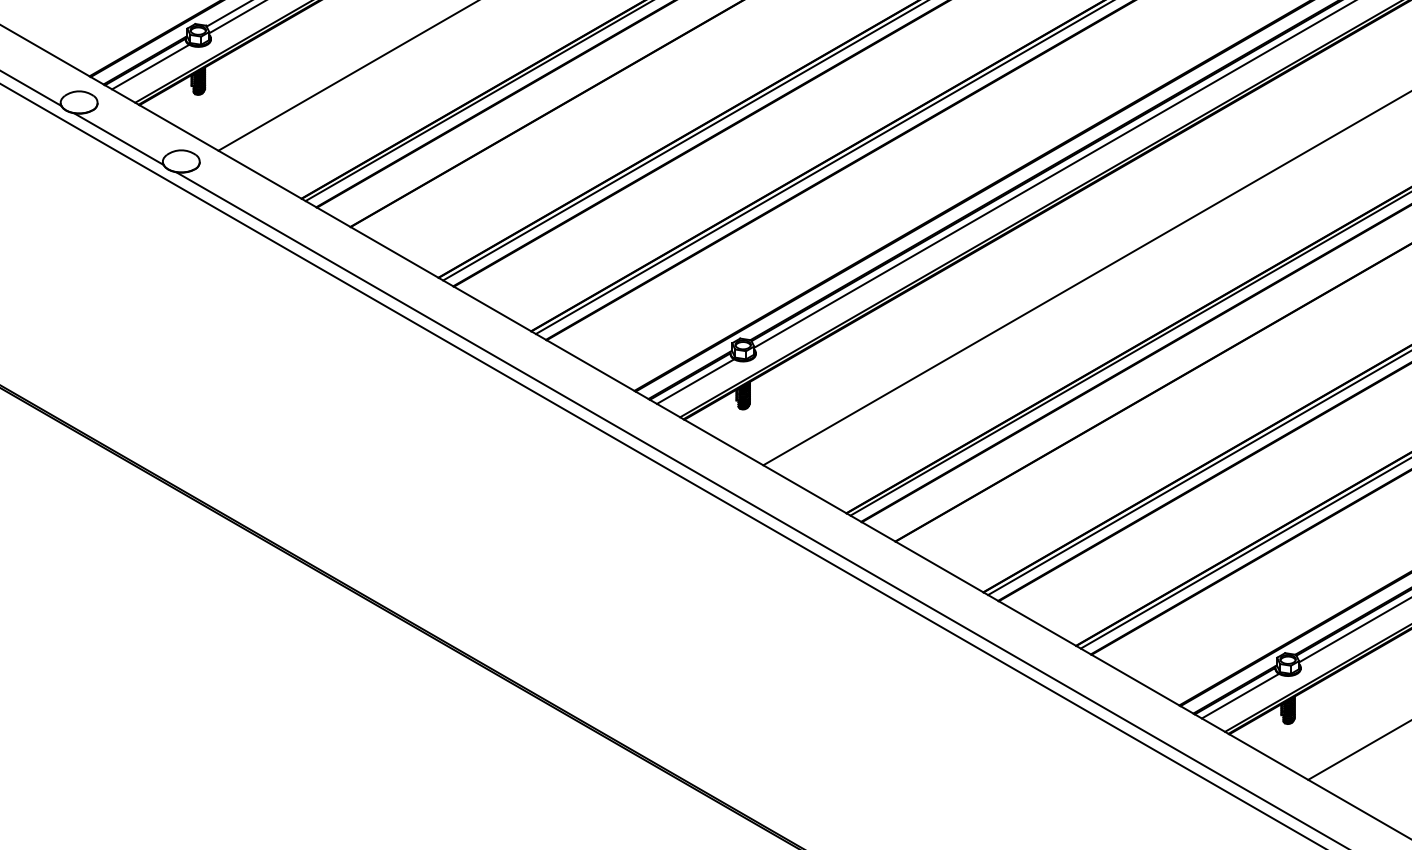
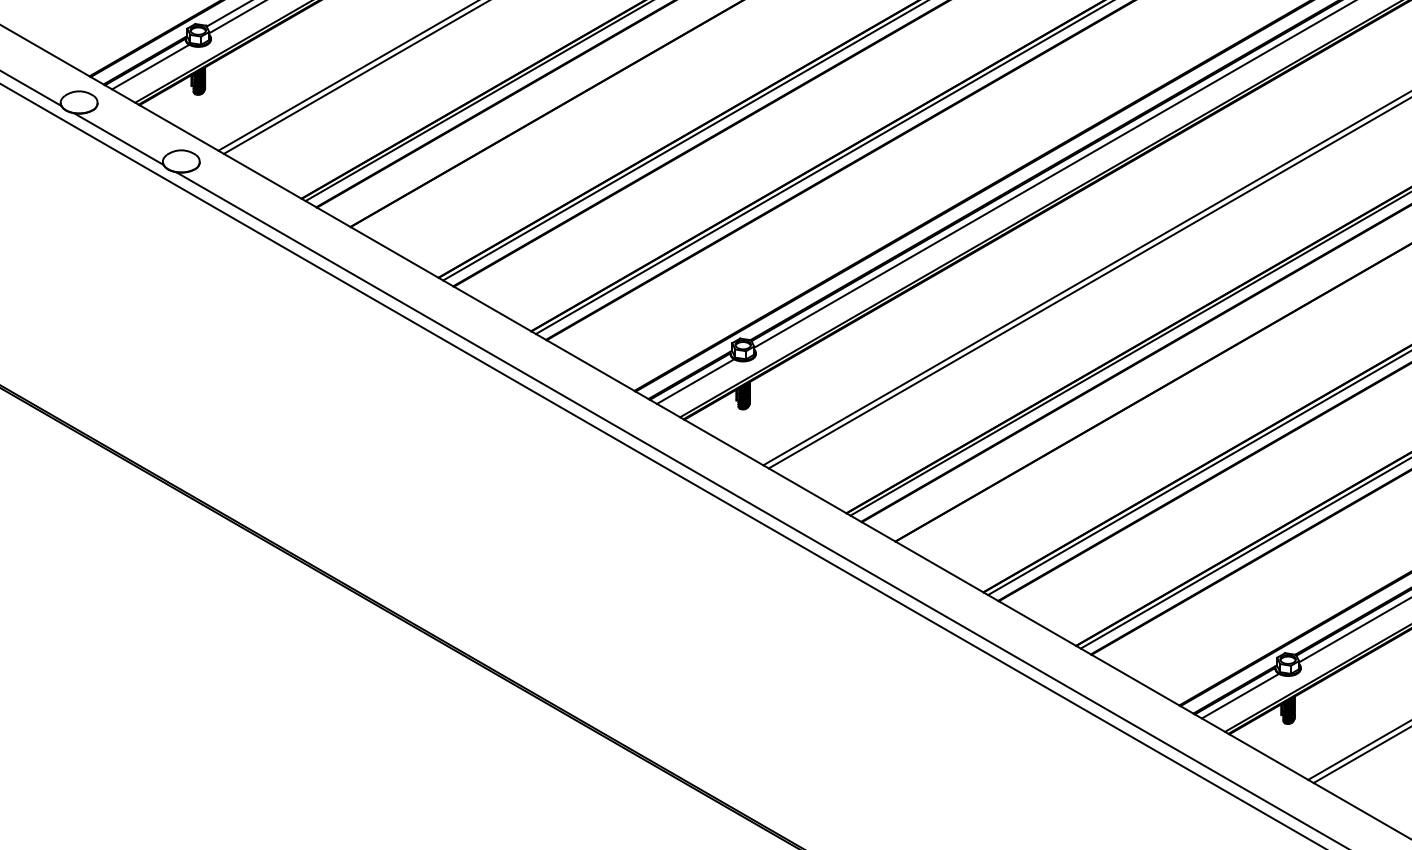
line: none -> present (354, 77)
line: none -> present (1088, 283)
line: none -> present (1360, 755)
